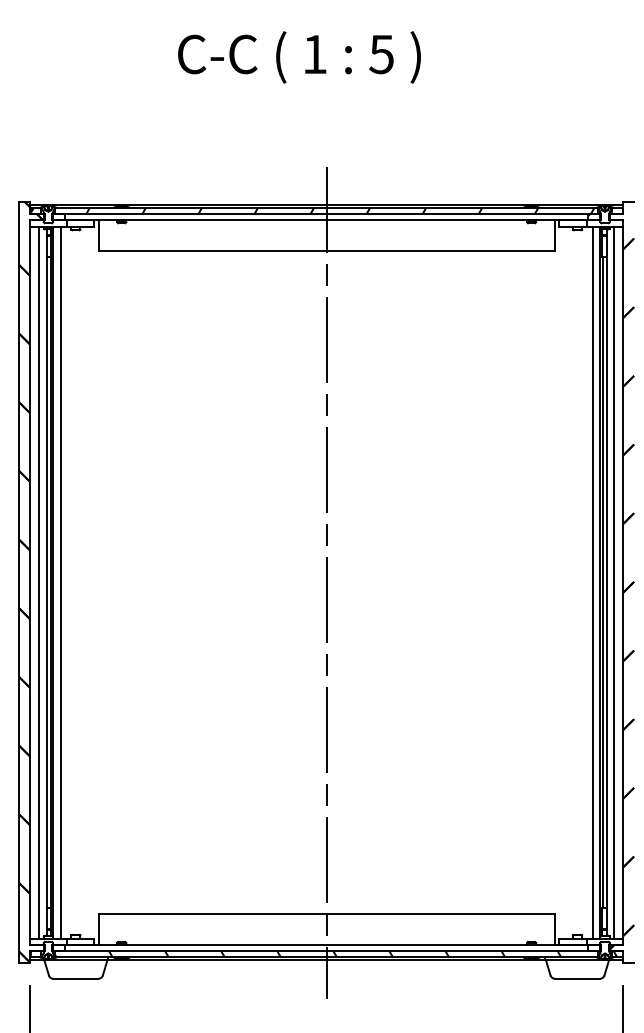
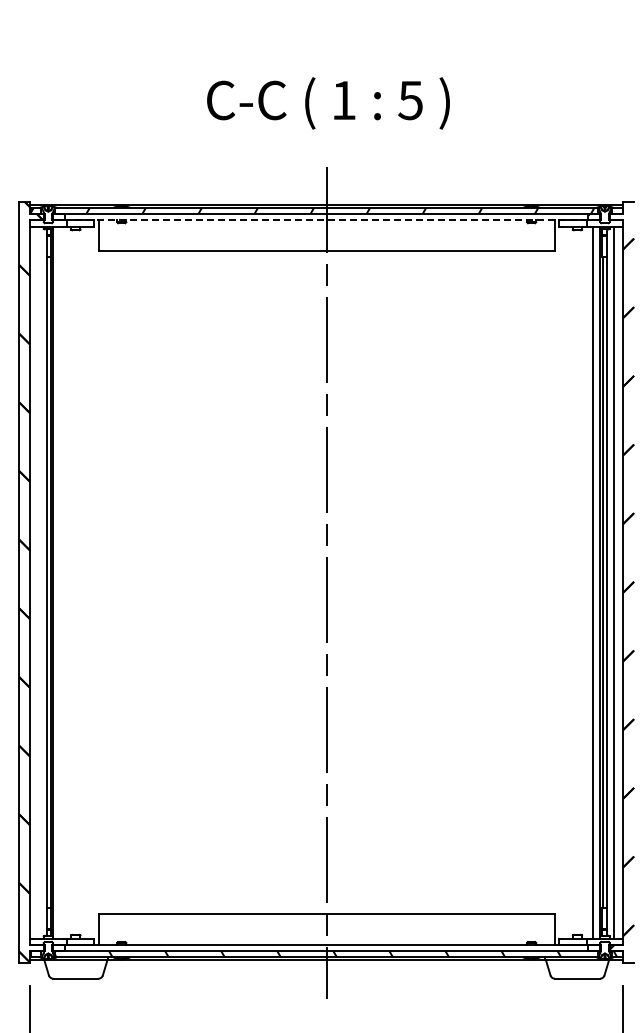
text position: (299, 57) -> (328, 103) (328, 103)
line: solid -> dashed (326, 220)
line: present -> none (39, 582)
line: present -> none (60, 582)
